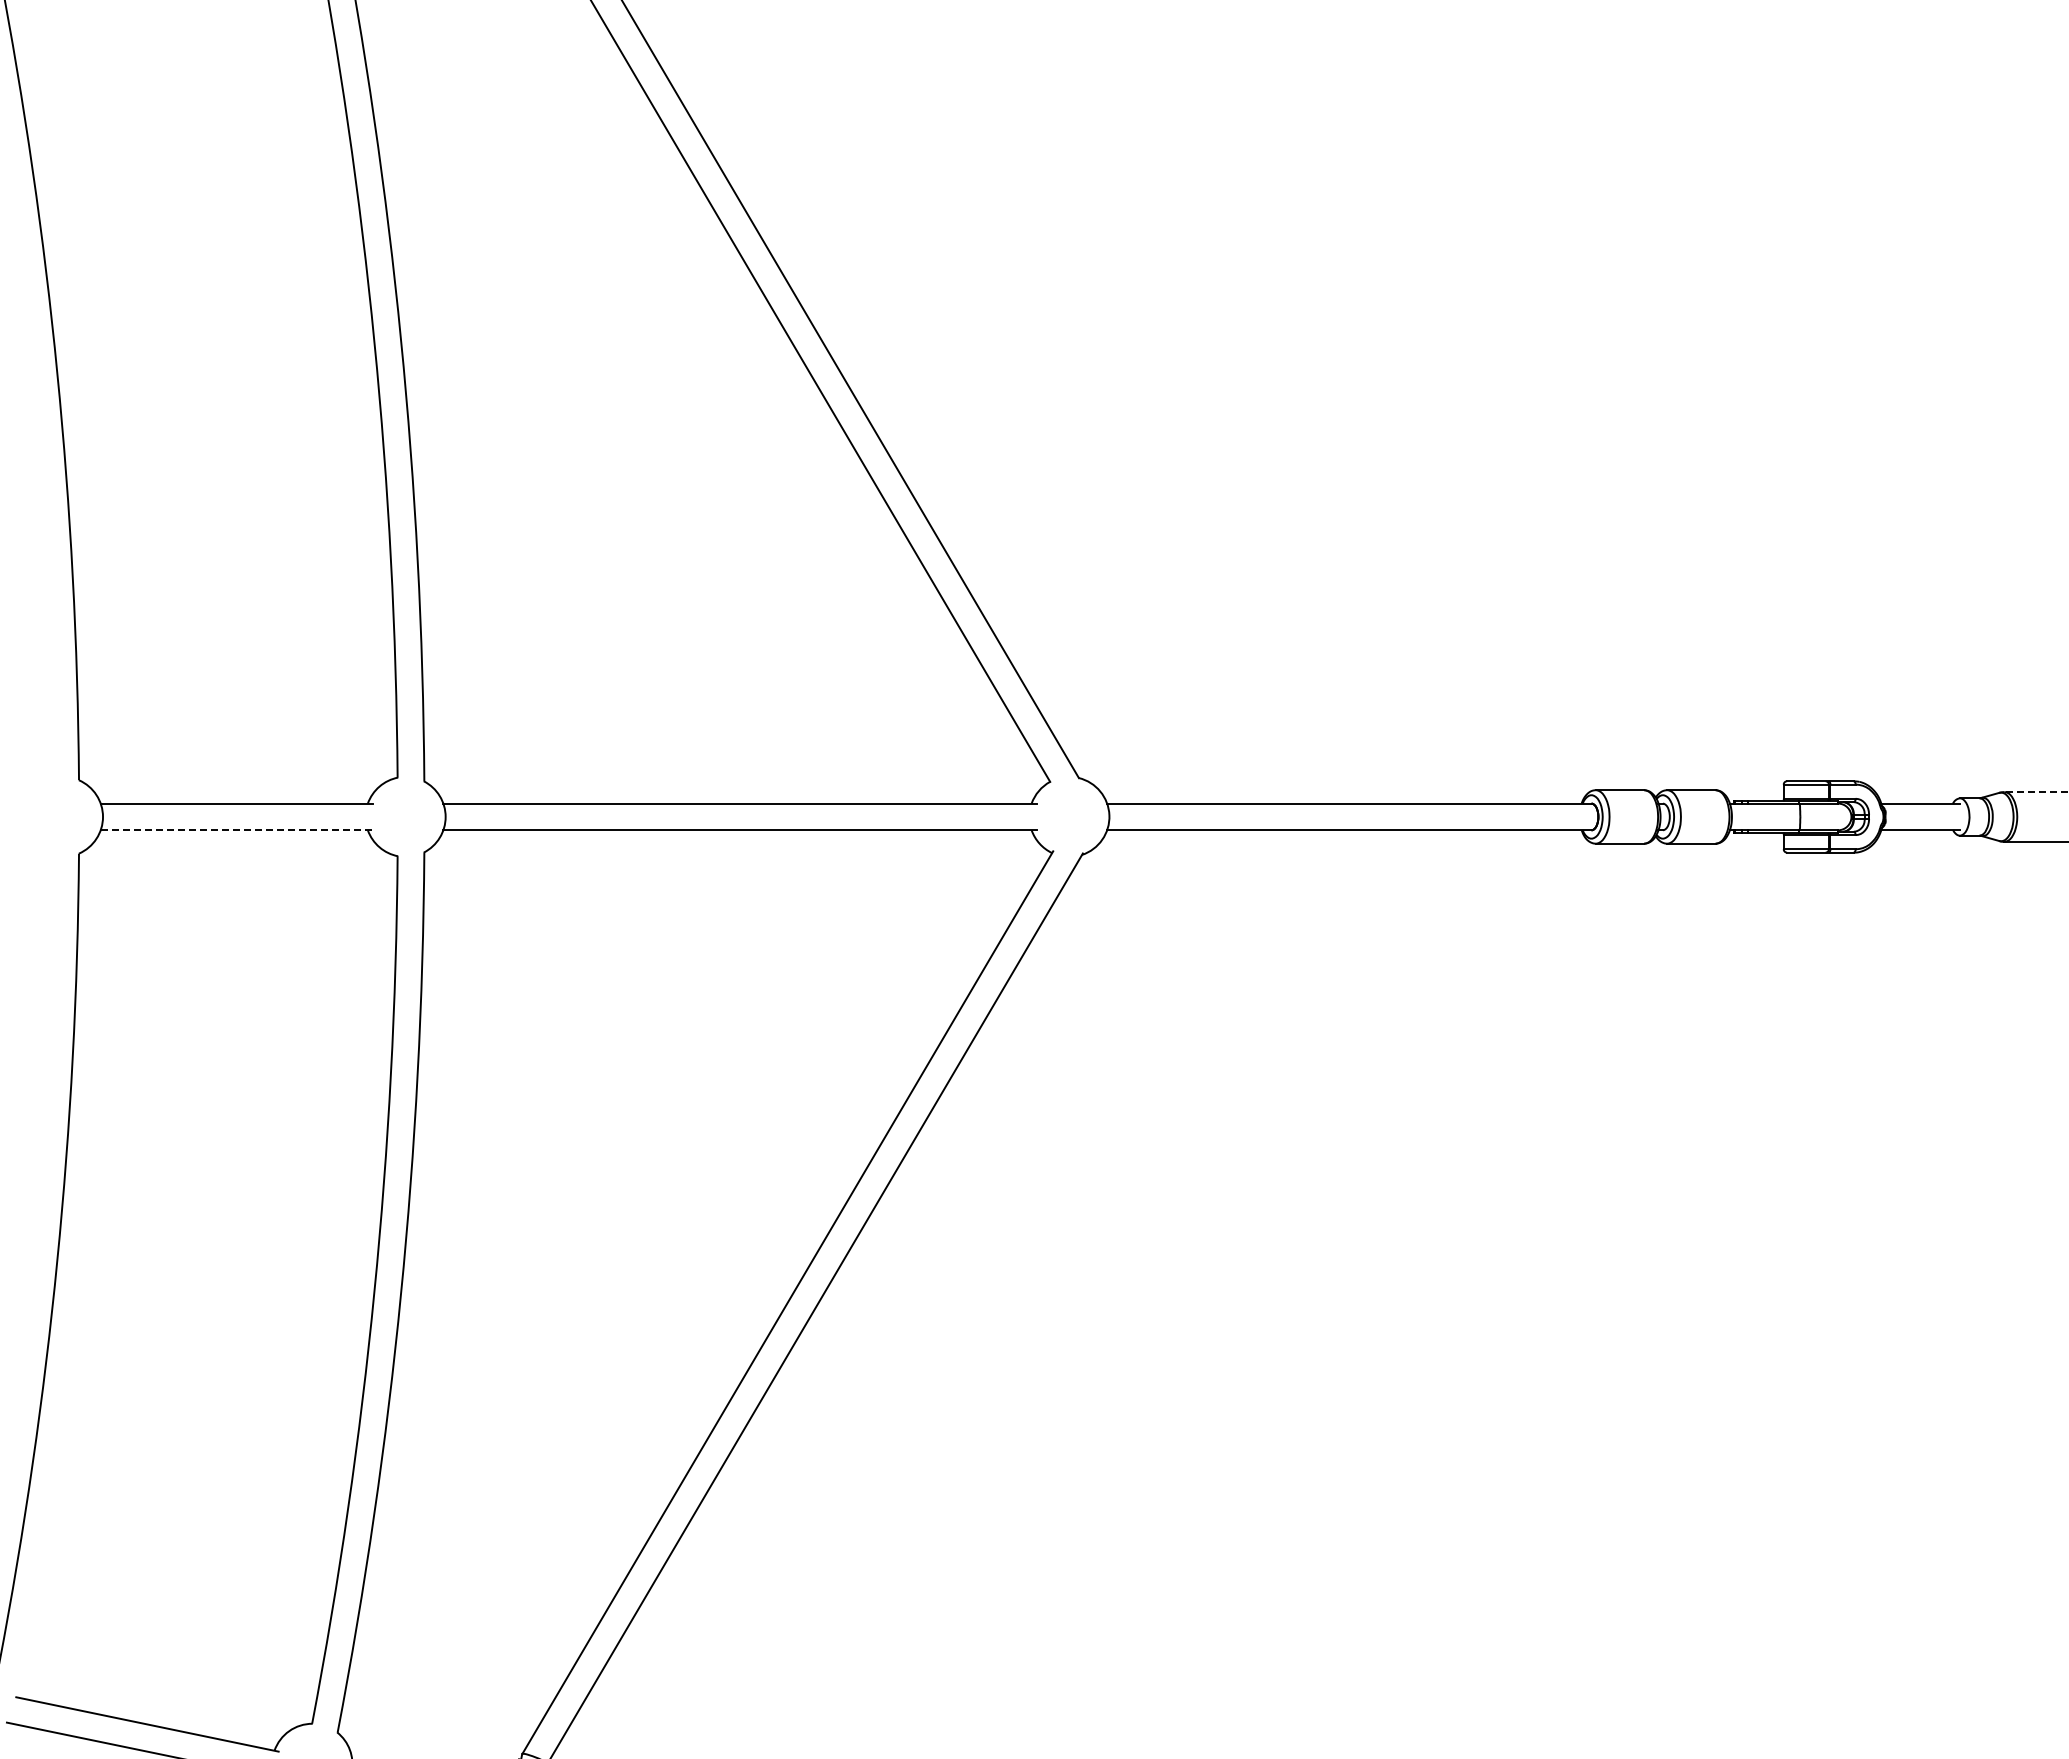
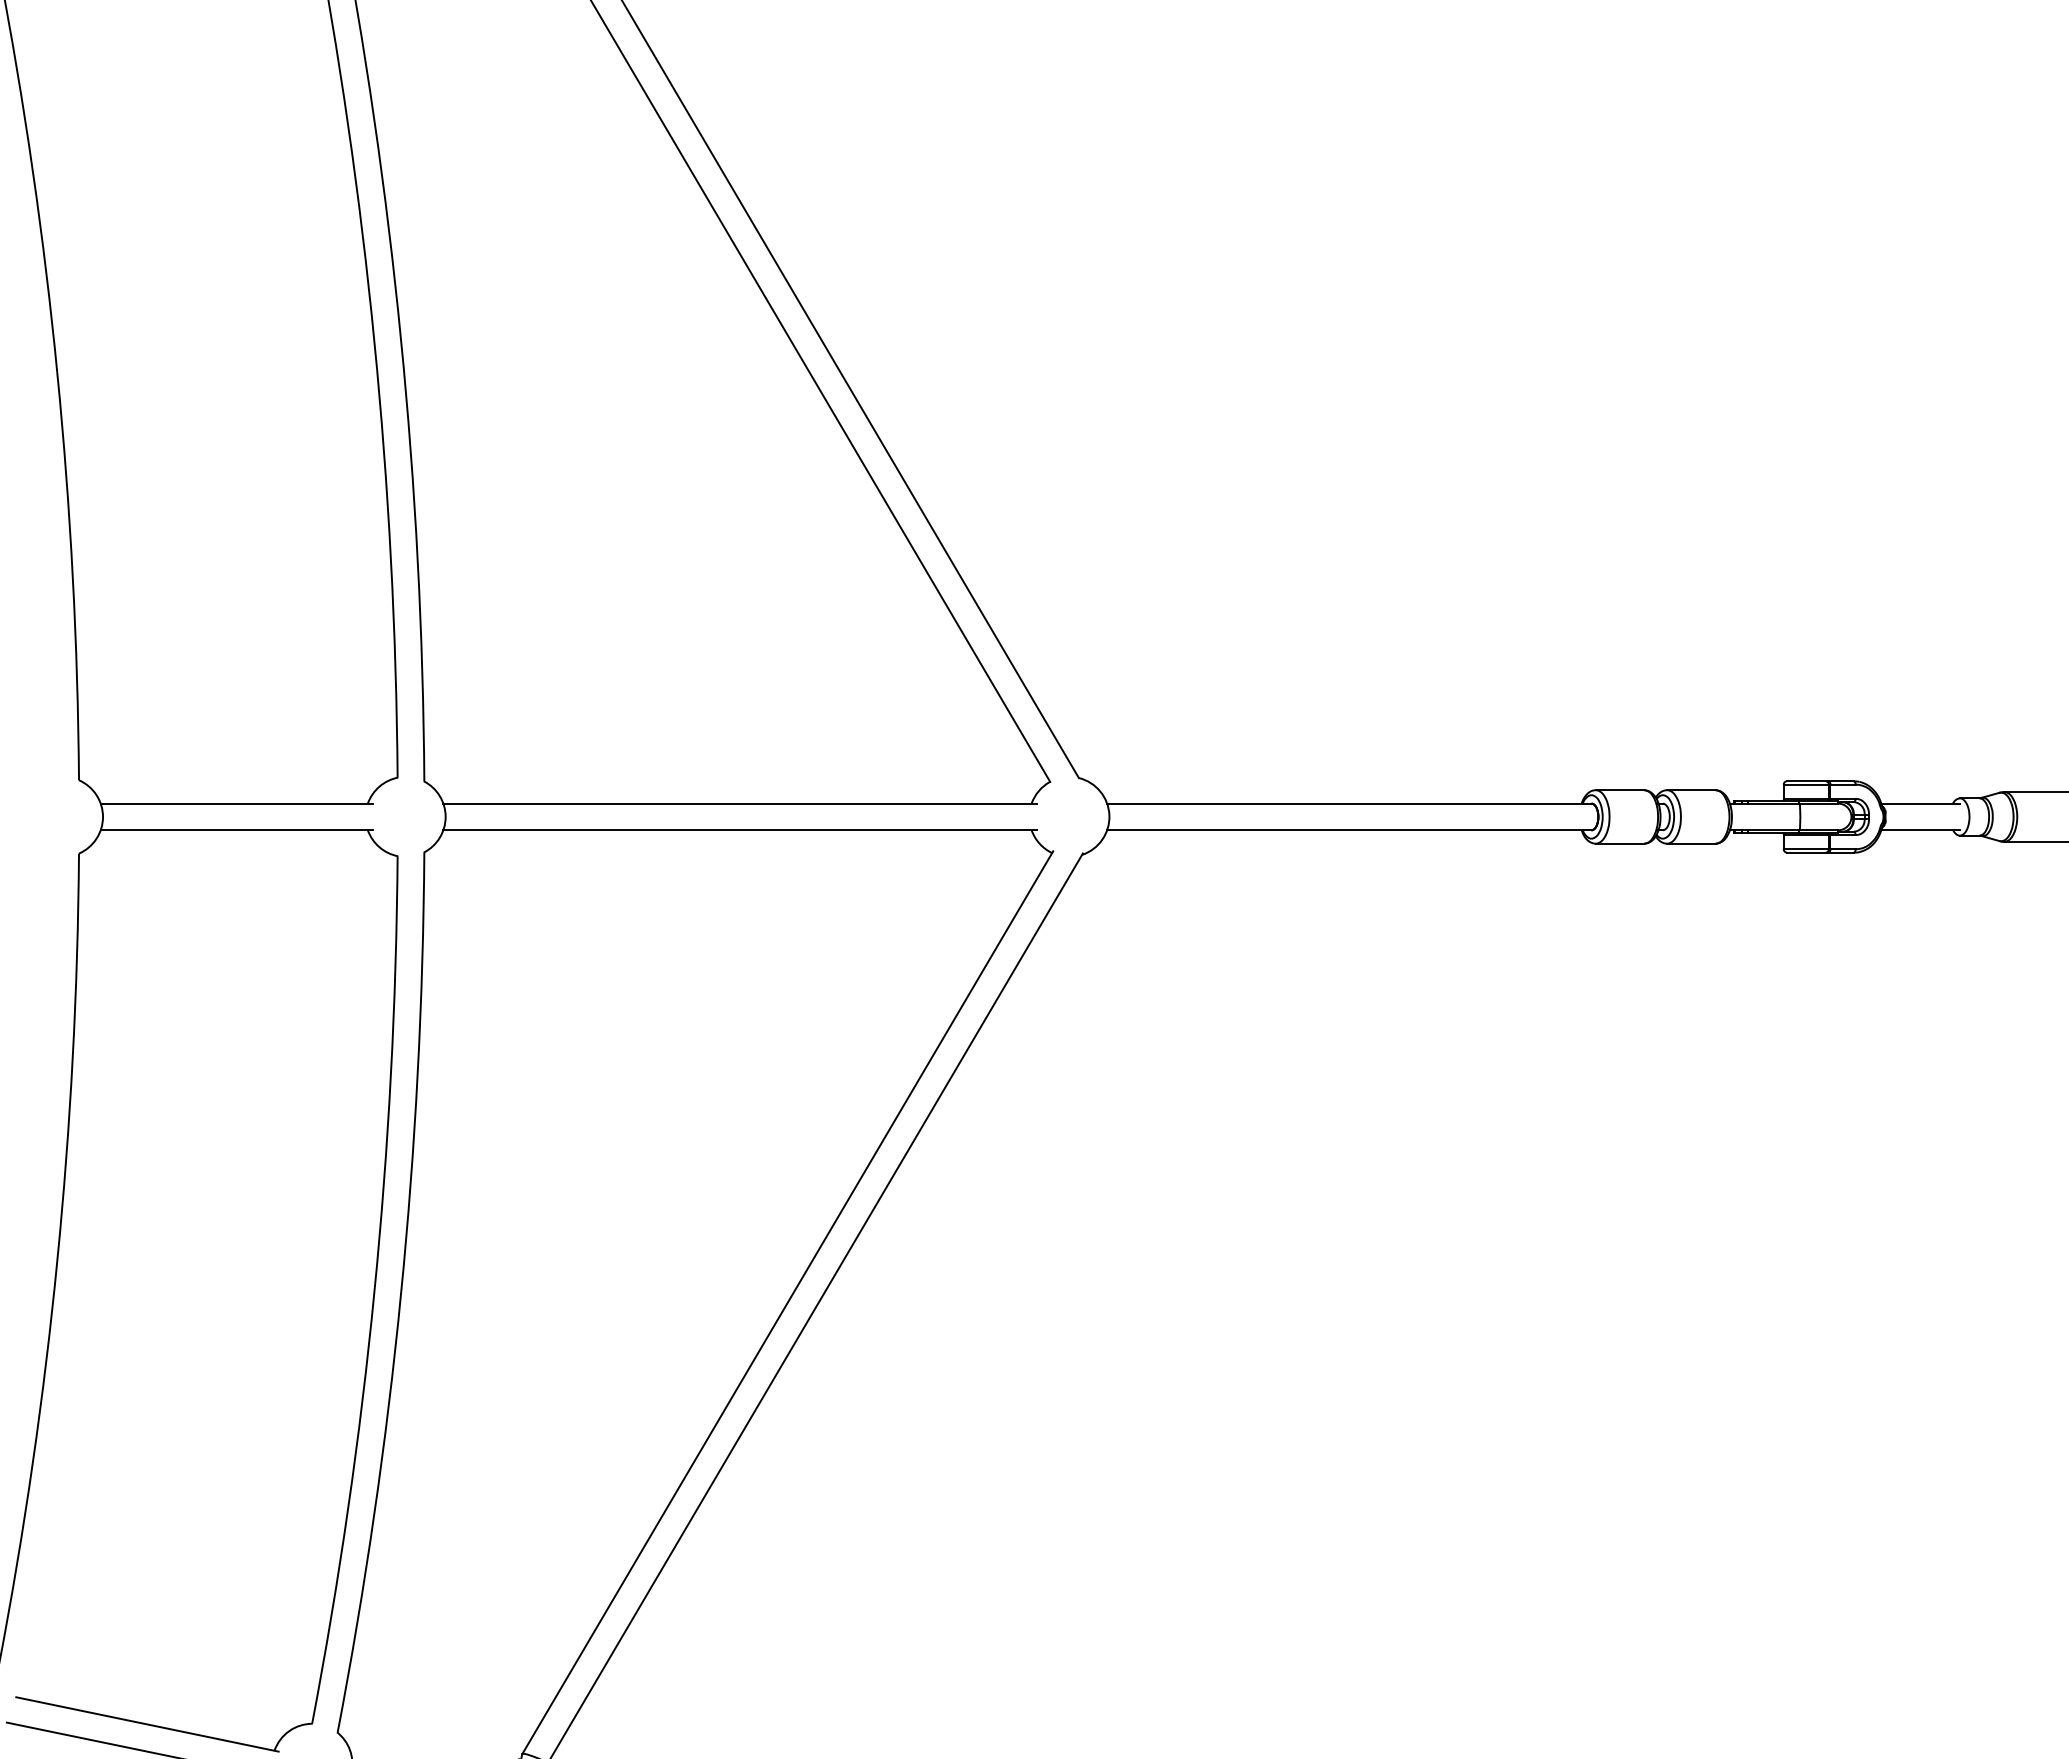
line: dashed -> solid (2036, 792)
line: dashed -> solid (237, 830)
